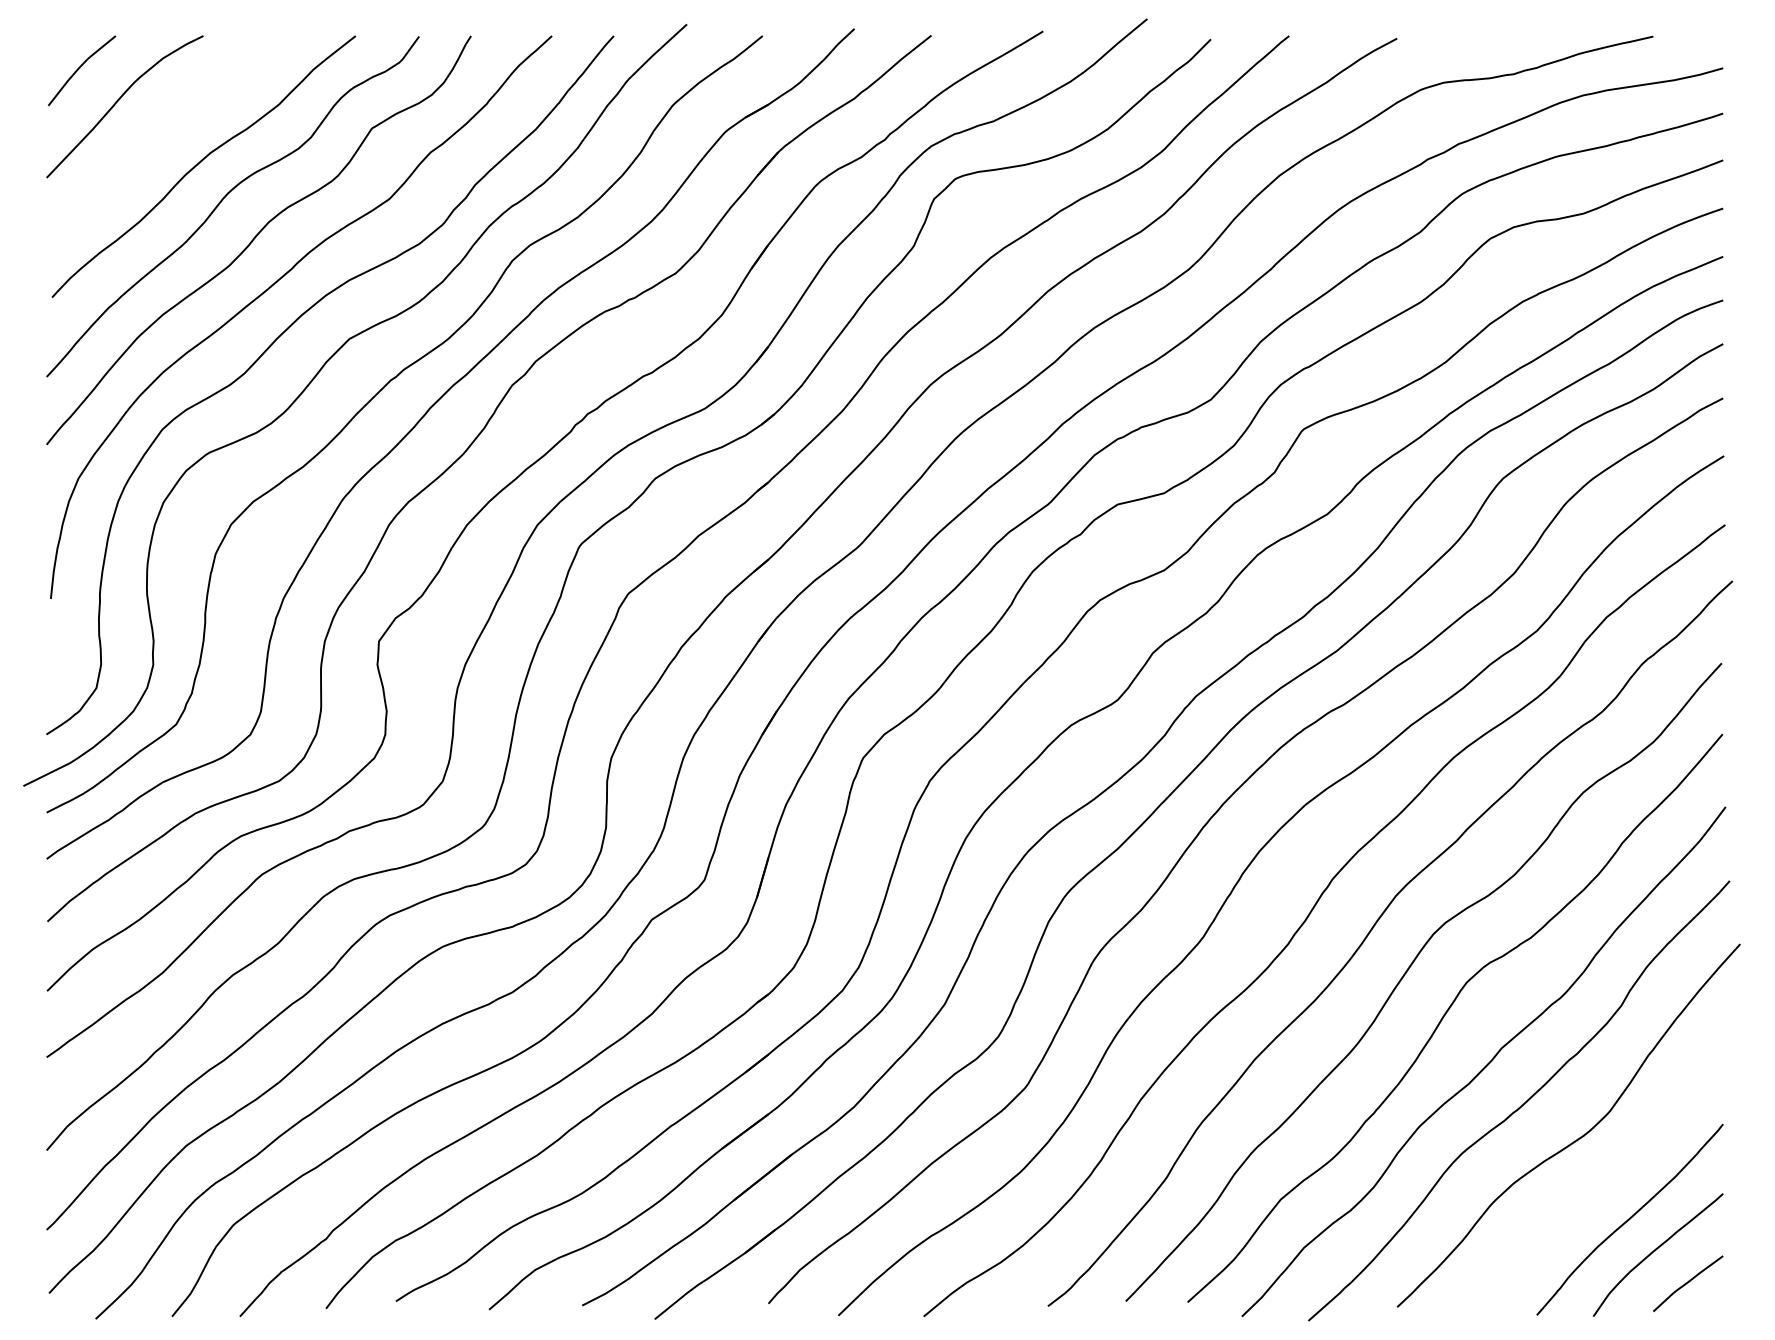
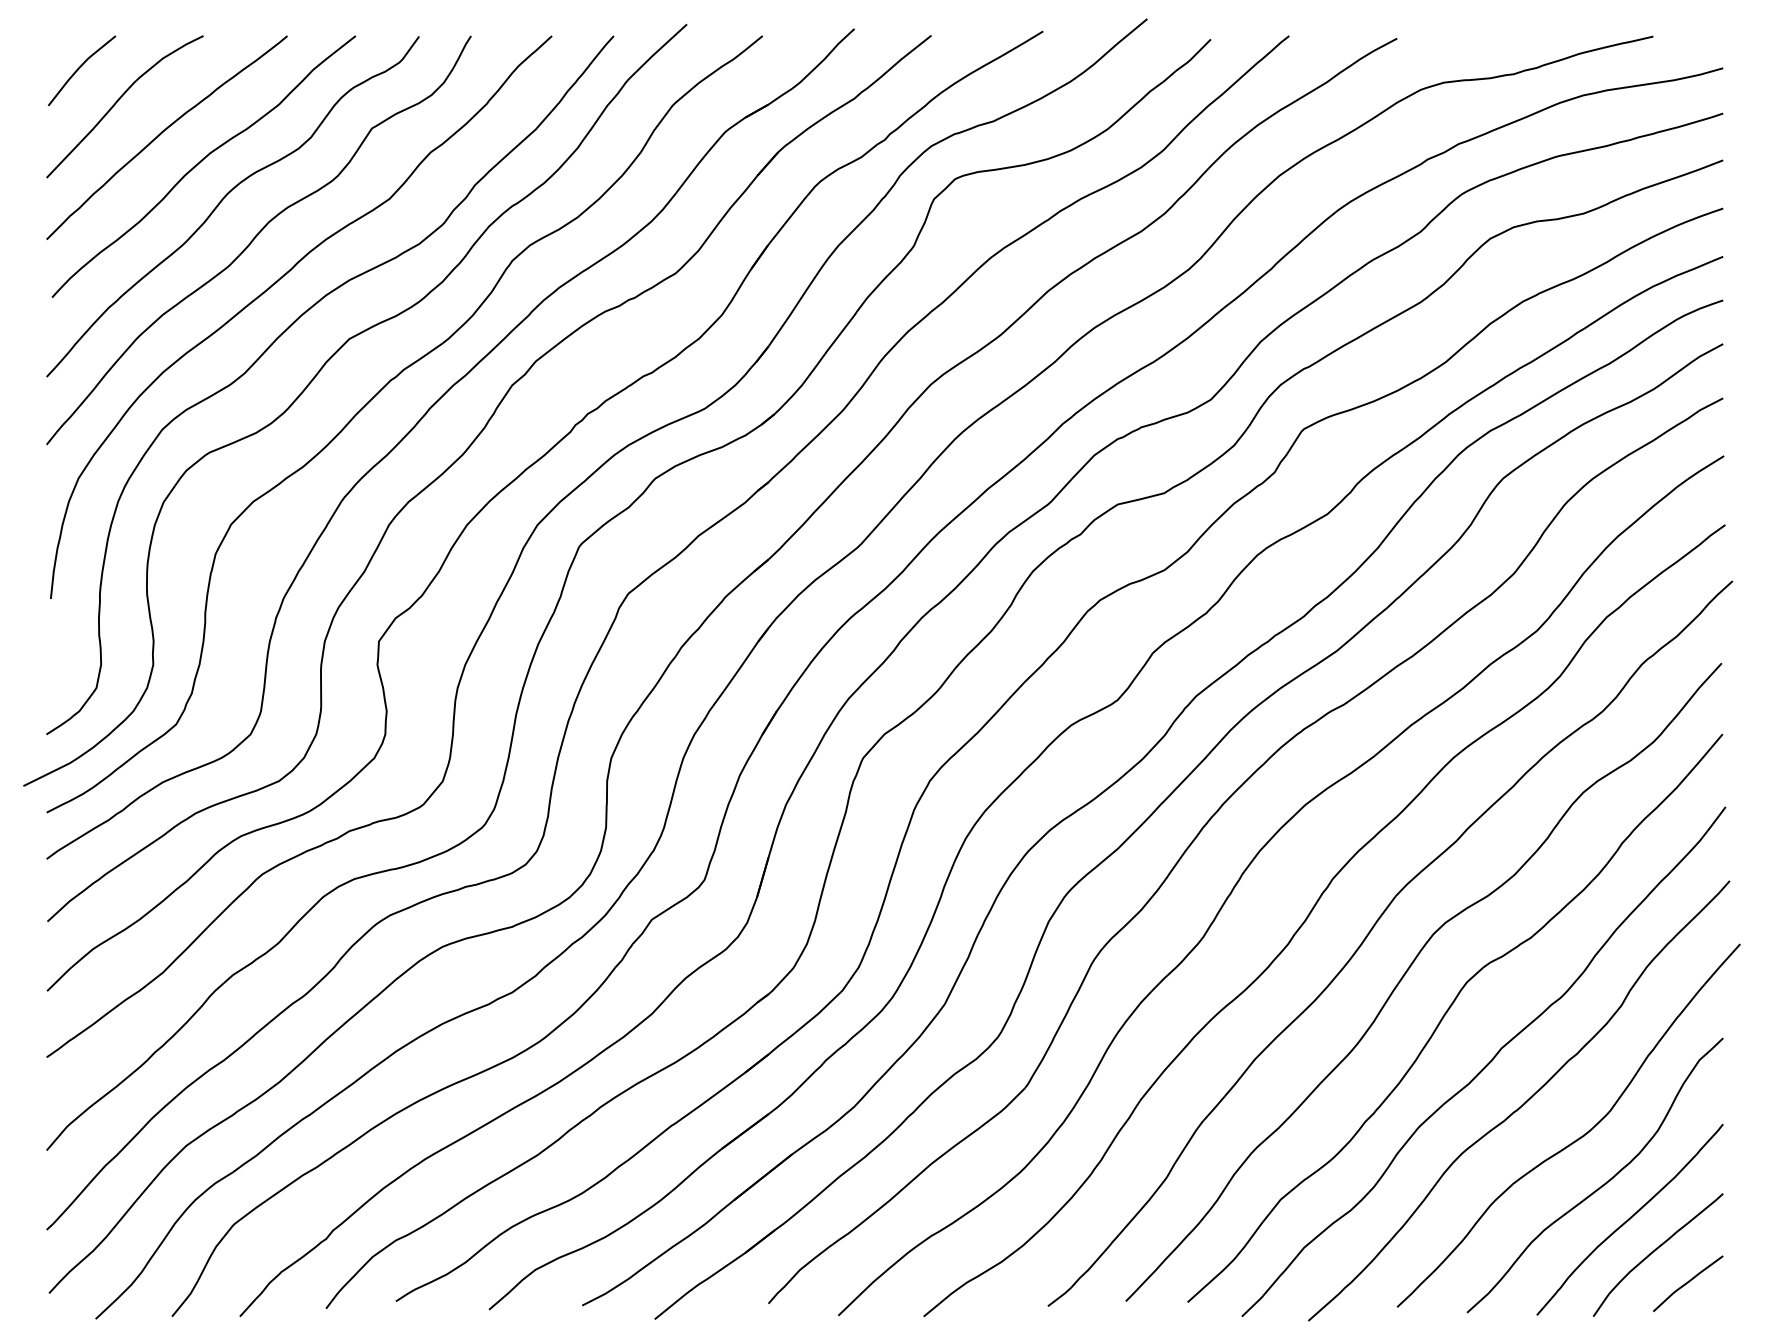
curve: none -> present (162, 133)
curve: none -> present (1602, 1184)
